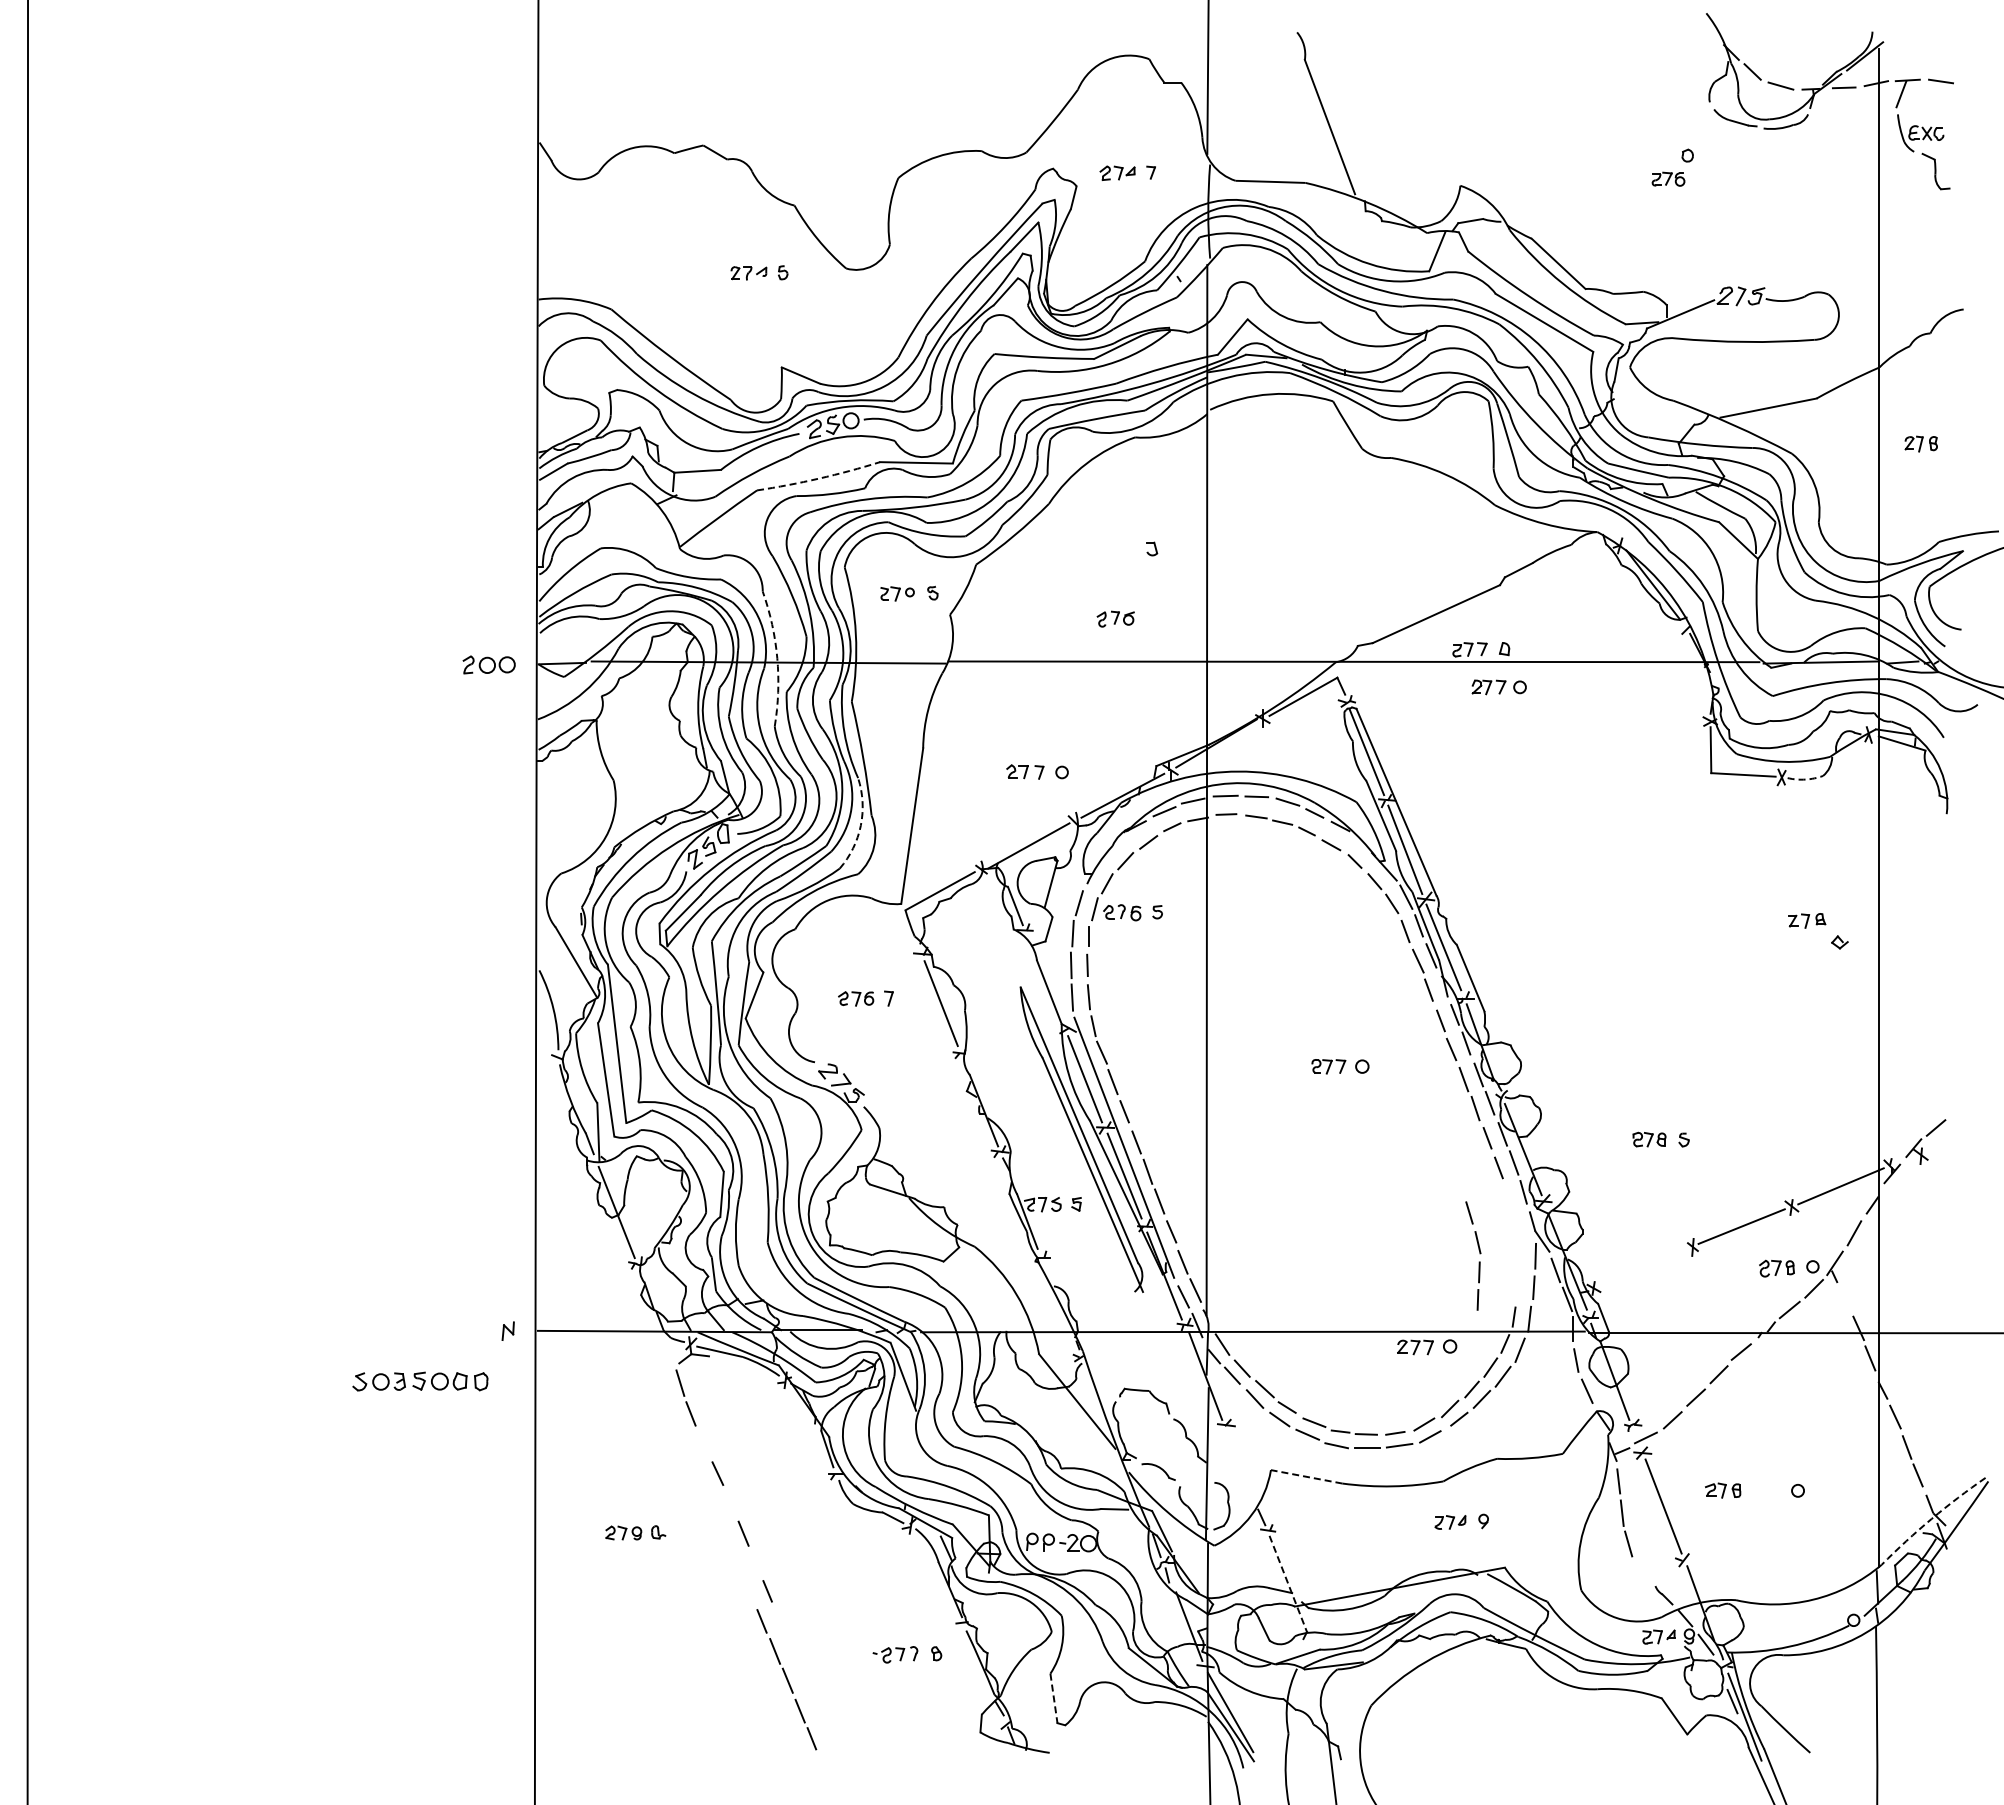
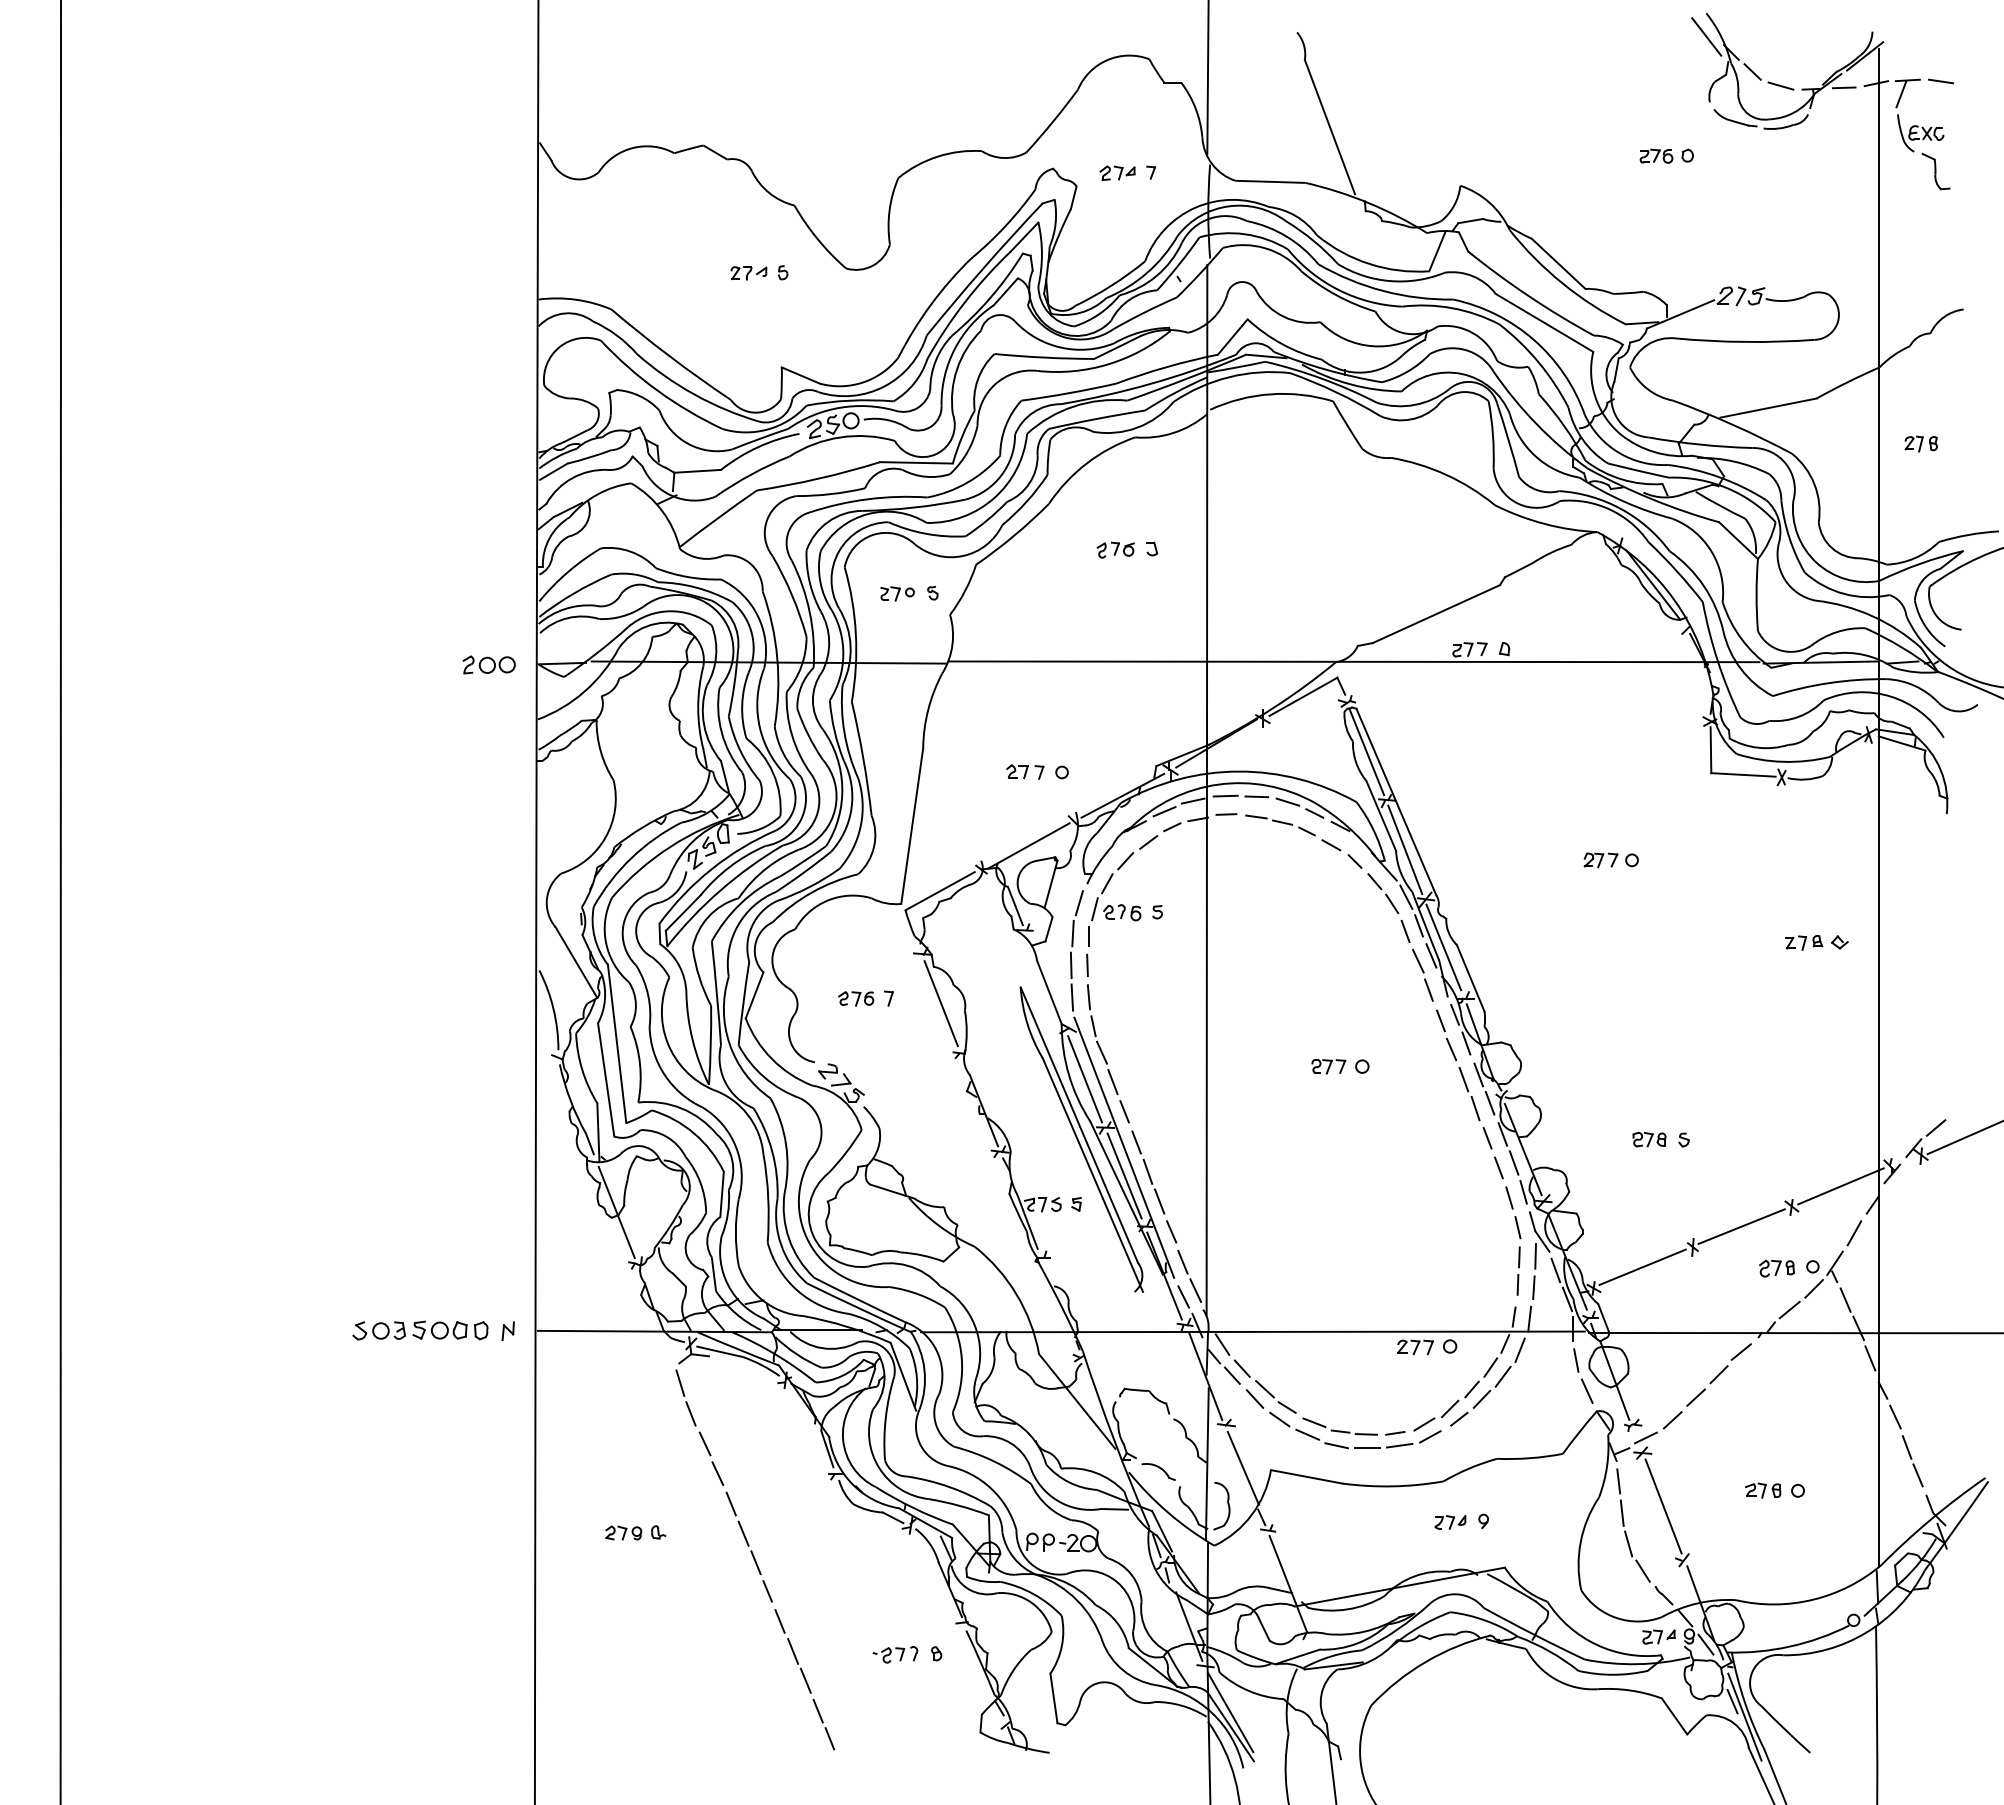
line: none -> present (1706, 36)
part position: (1668, 178) -> (1656, 155) (1656, 155)
arc: dashed -> solid (819, 478)
part position: (1115, 618) -> (1115, 549) (1115, 549)
arc: dashed -> solid (777, 658)
part position: (1498, 687) -> (1610, 860) (1610, 860)
arc: dashed -> solid (1805, 779)
arc: dashed -> solid (860, 825)
line position: (27, 901) -> (60, 901) (60, 901)
part position: (1807, 920) -> (1804, 942) (1804, 942)
line: none -> present (1963, 1138)
part position: (1479, 1253) -> (1519, 1238) (1519, 1238)
line: none -> present (1642, 1266)
line: none -> present (1845, 1299)
part position: (420, 1381) -> (420, 1330) (420, 1330)
line: none -> present (704, 1443)
line: none -> present (1242, 1467)
line: dashed -> solid (1306, 1476)
part position: (1723, 1490) -> (1763, 1490) (1763, 1490)
line: none -> present (730, 1503)
arc: dashed -> solid (1931, 1518)
line: none -> present (755, 1562)
line: none -> present (1642, 1570)
line: dashed -> solid (1288, 1583)
part position: (786, 1679) -> (804, 1679) (804, 1679)
line: dashed -> solid (1053, 1698)
